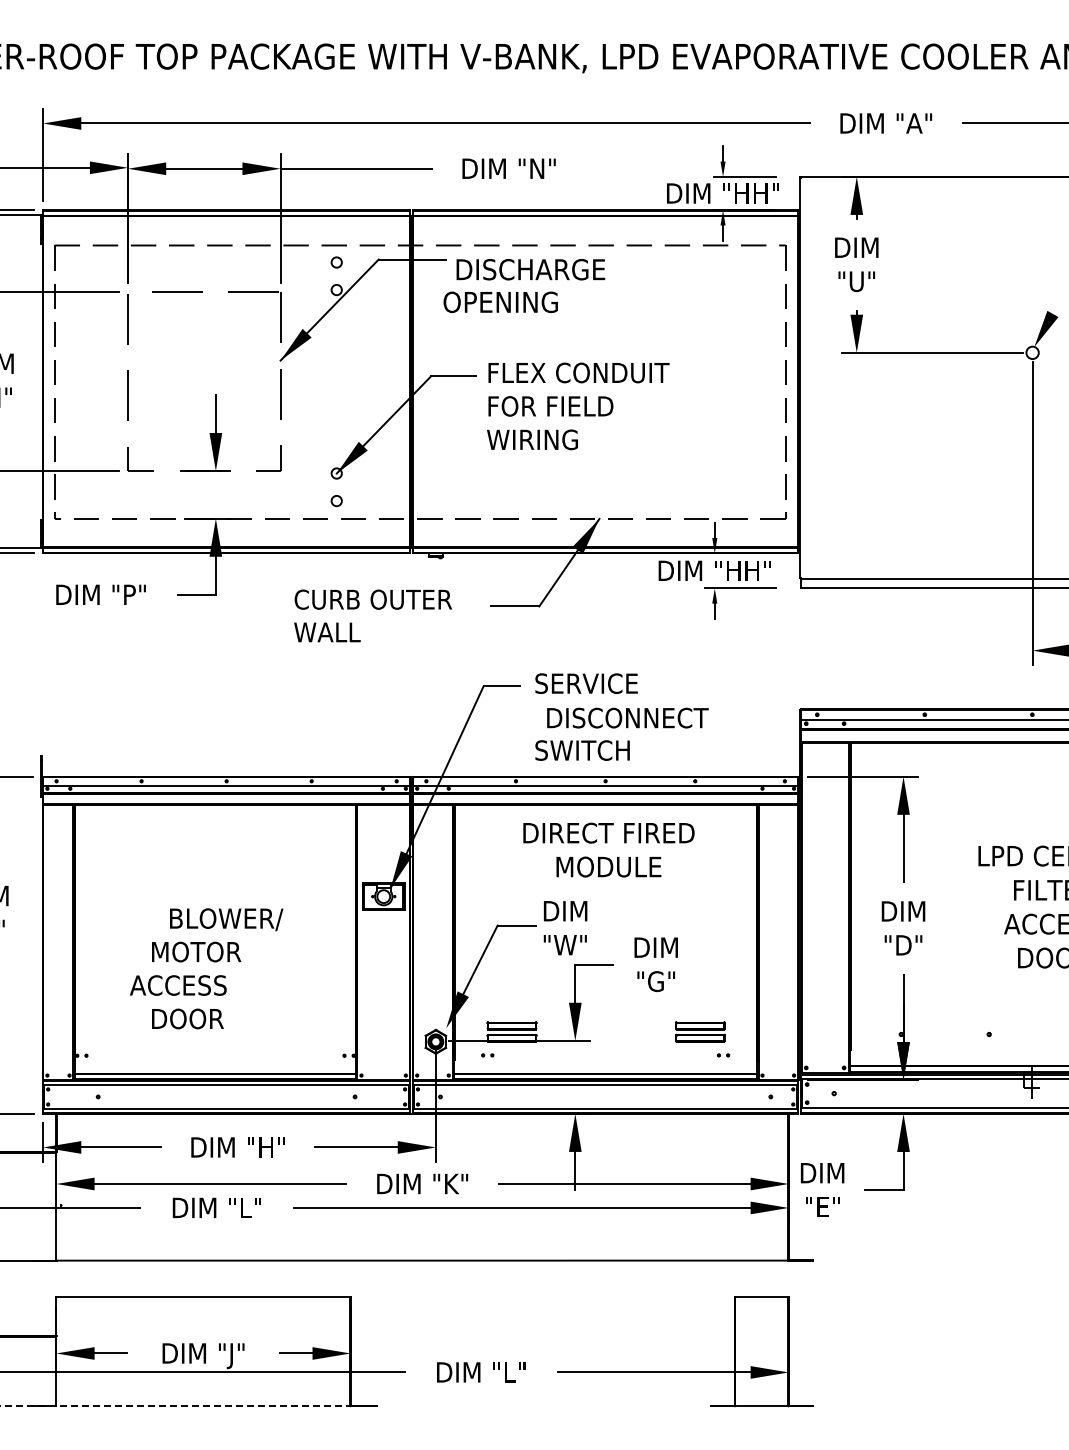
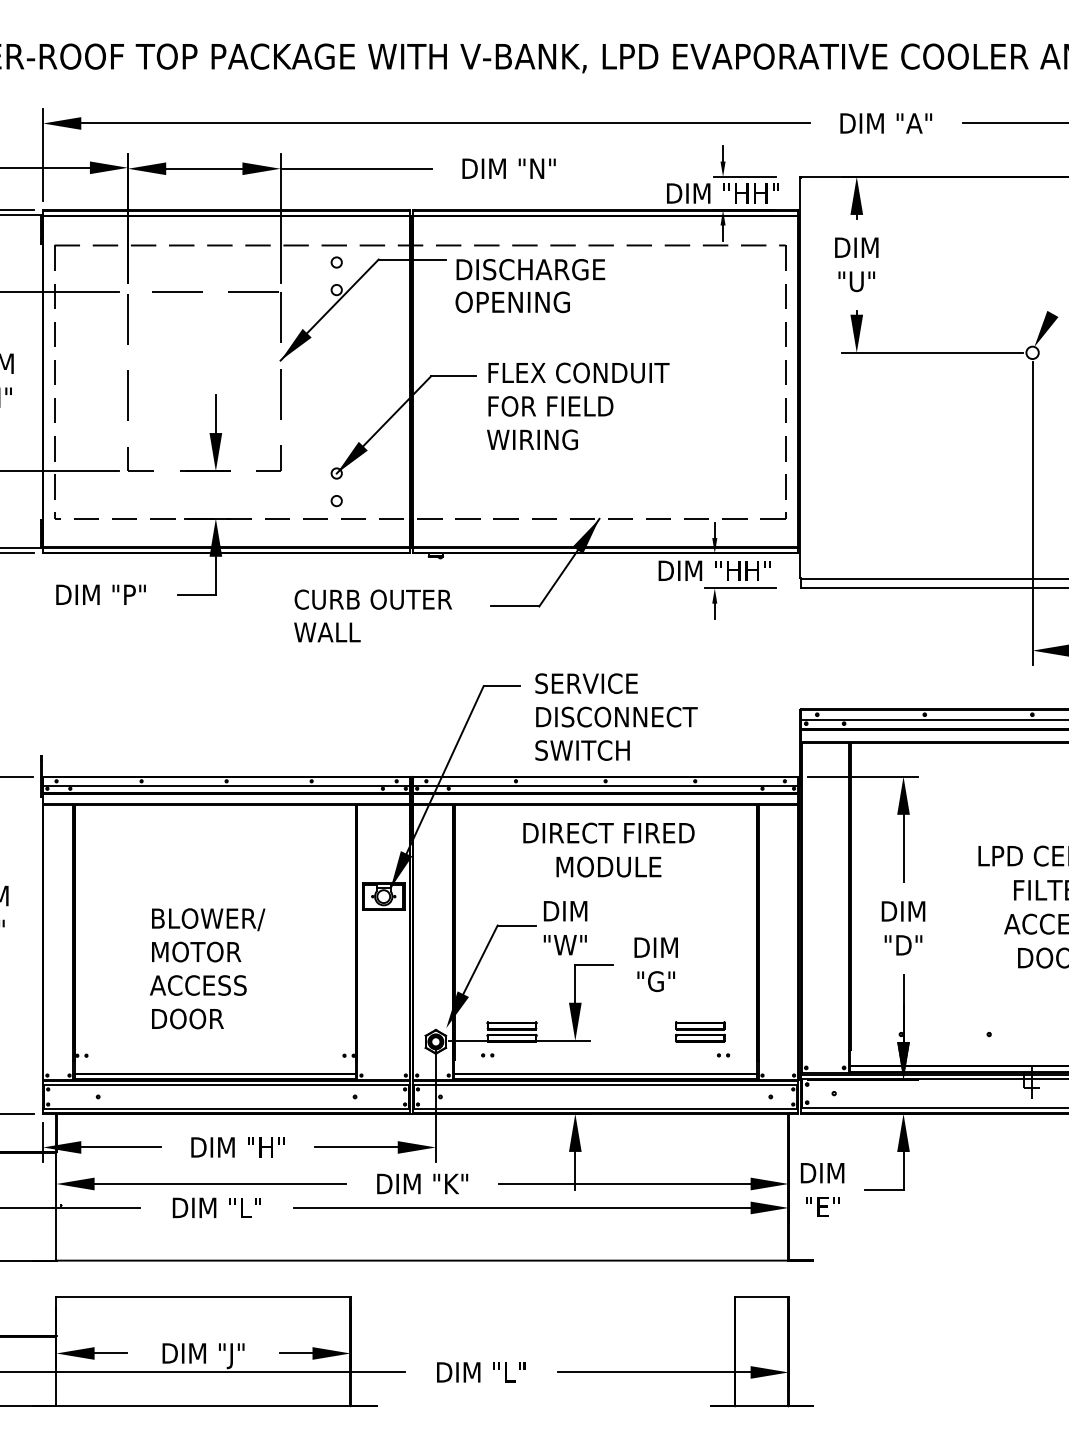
text position: (500, 302) -> (512, 302) (512, 302)
text position: (627, 717) -> (616, 716) (616, 716)
text position: (226, 919) -> (208, 919) (208, 919)
text position: (178, 985) -> (198, 985) (198, 985)
line: dashed -> solid (175, 1406)
